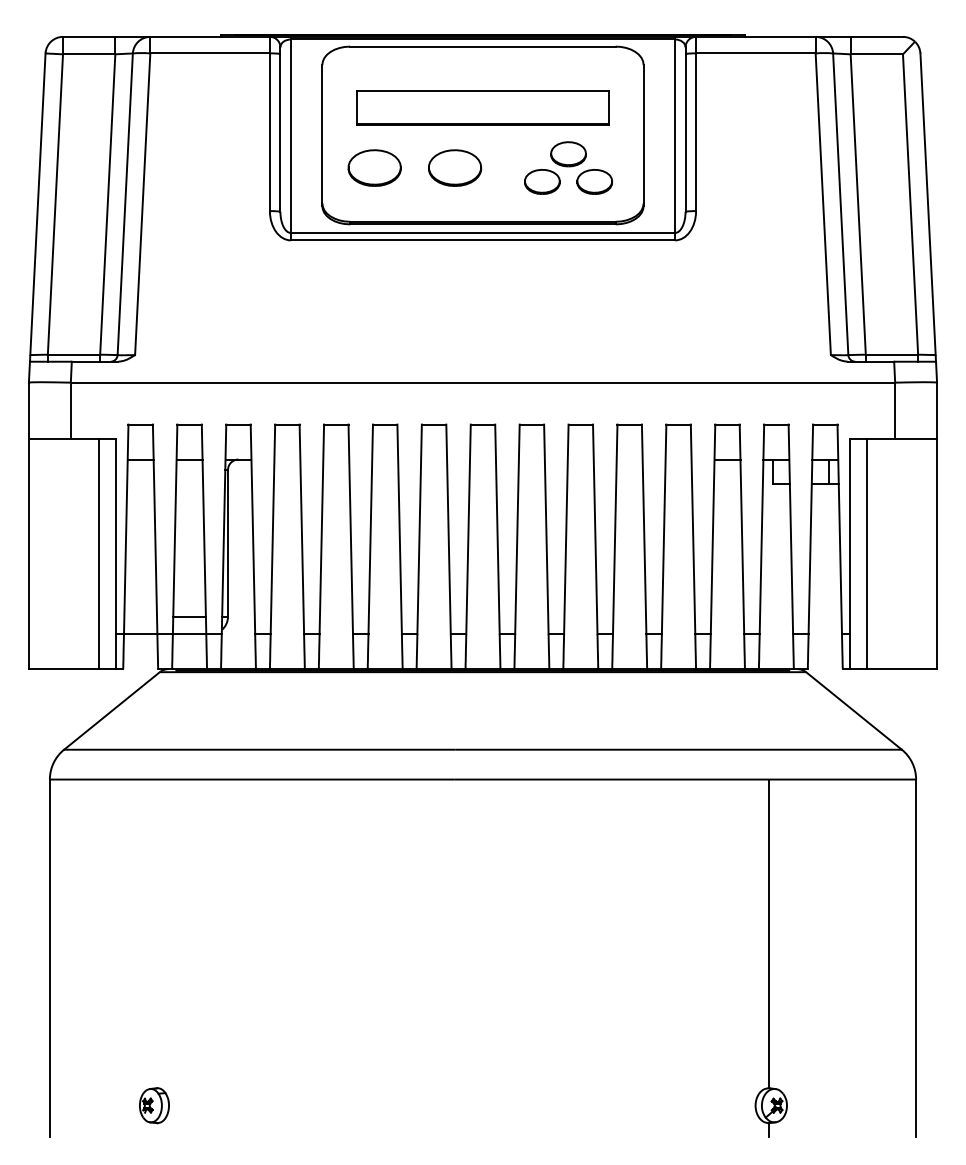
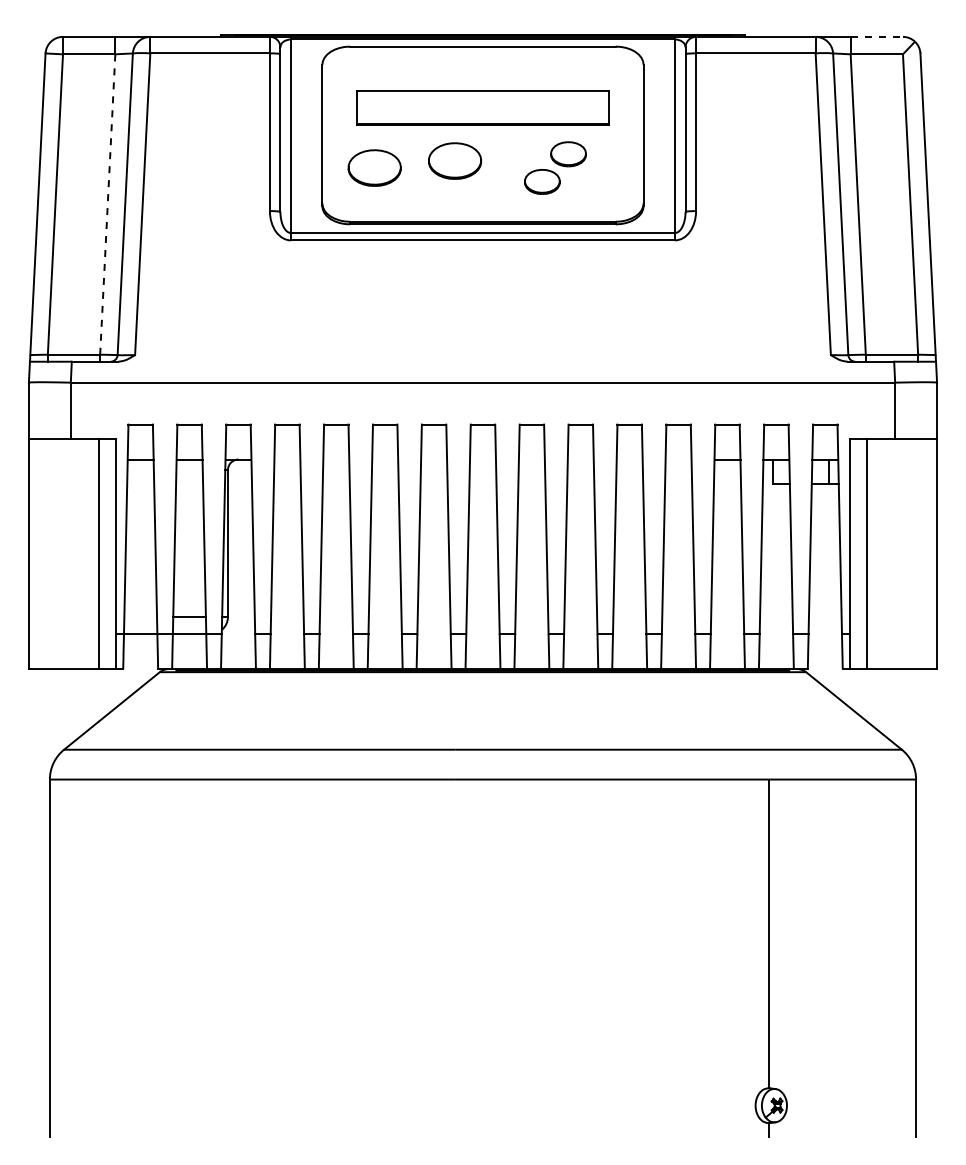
line: solid -> dashed (877, 36)
part position: (455, 167) -> (455, 160) (455, 160)
part: present -> none (594, 181)
line: solid -> dashed (107, 204)
part: present -> none (154, 1105)
